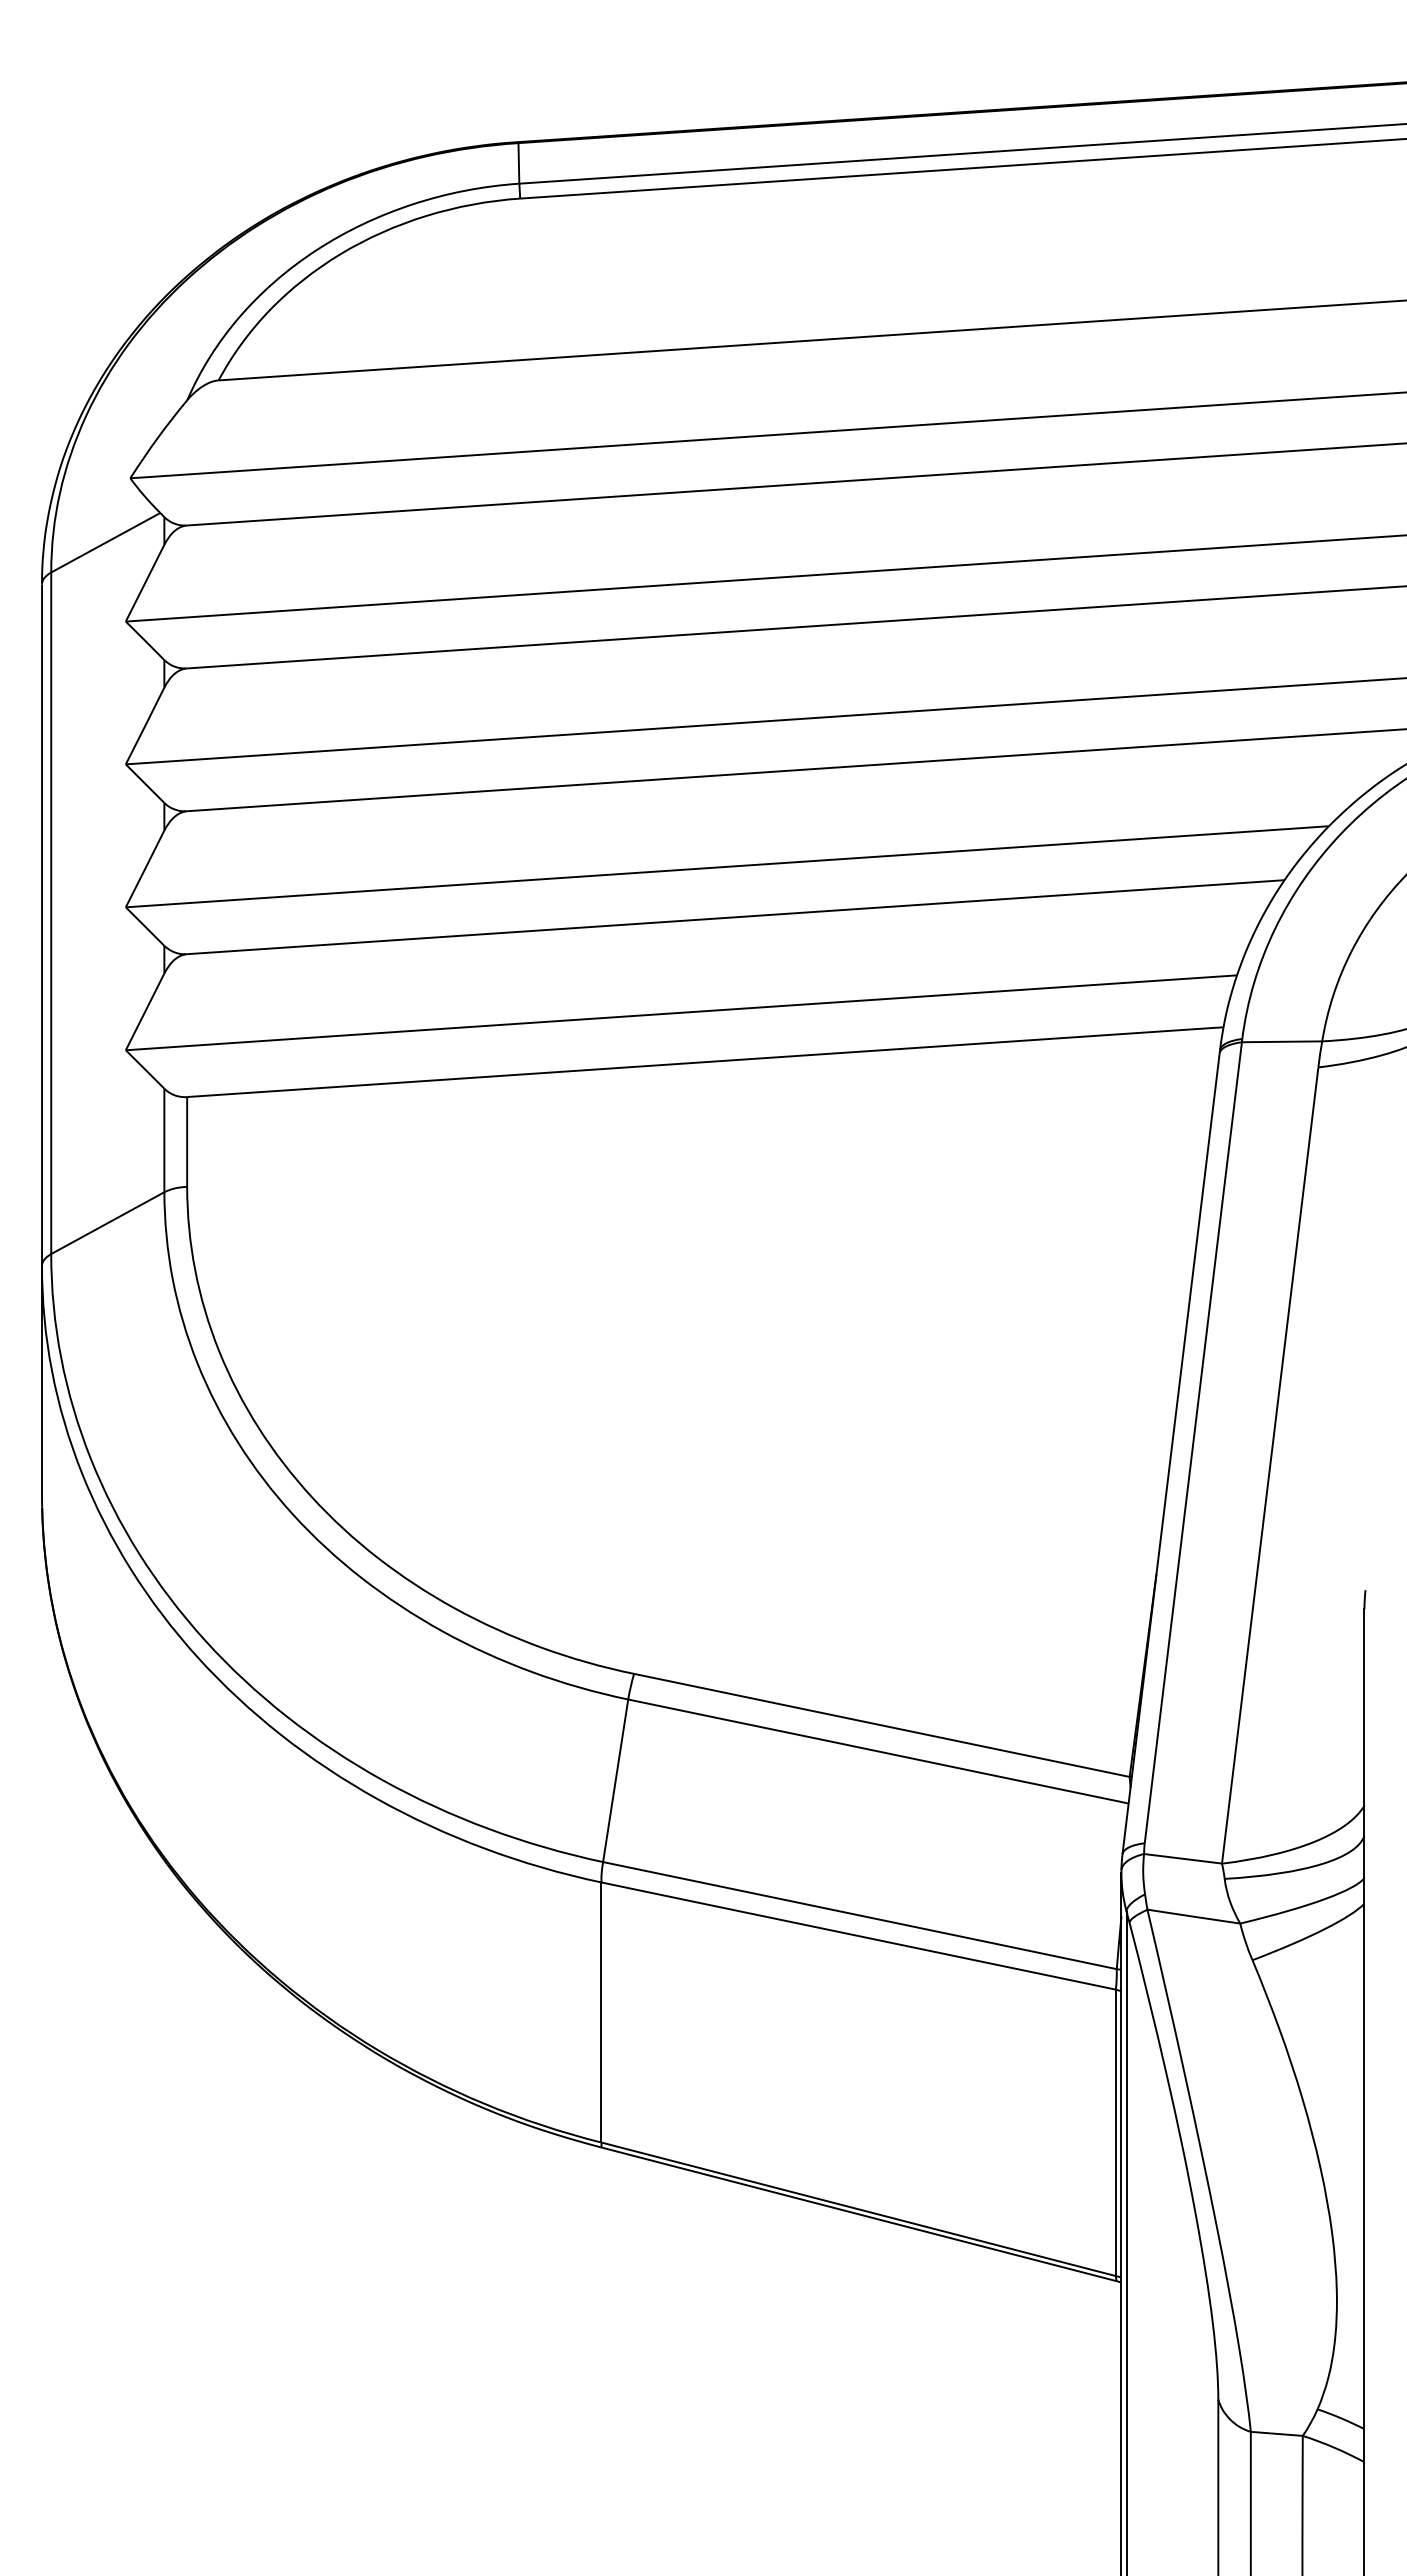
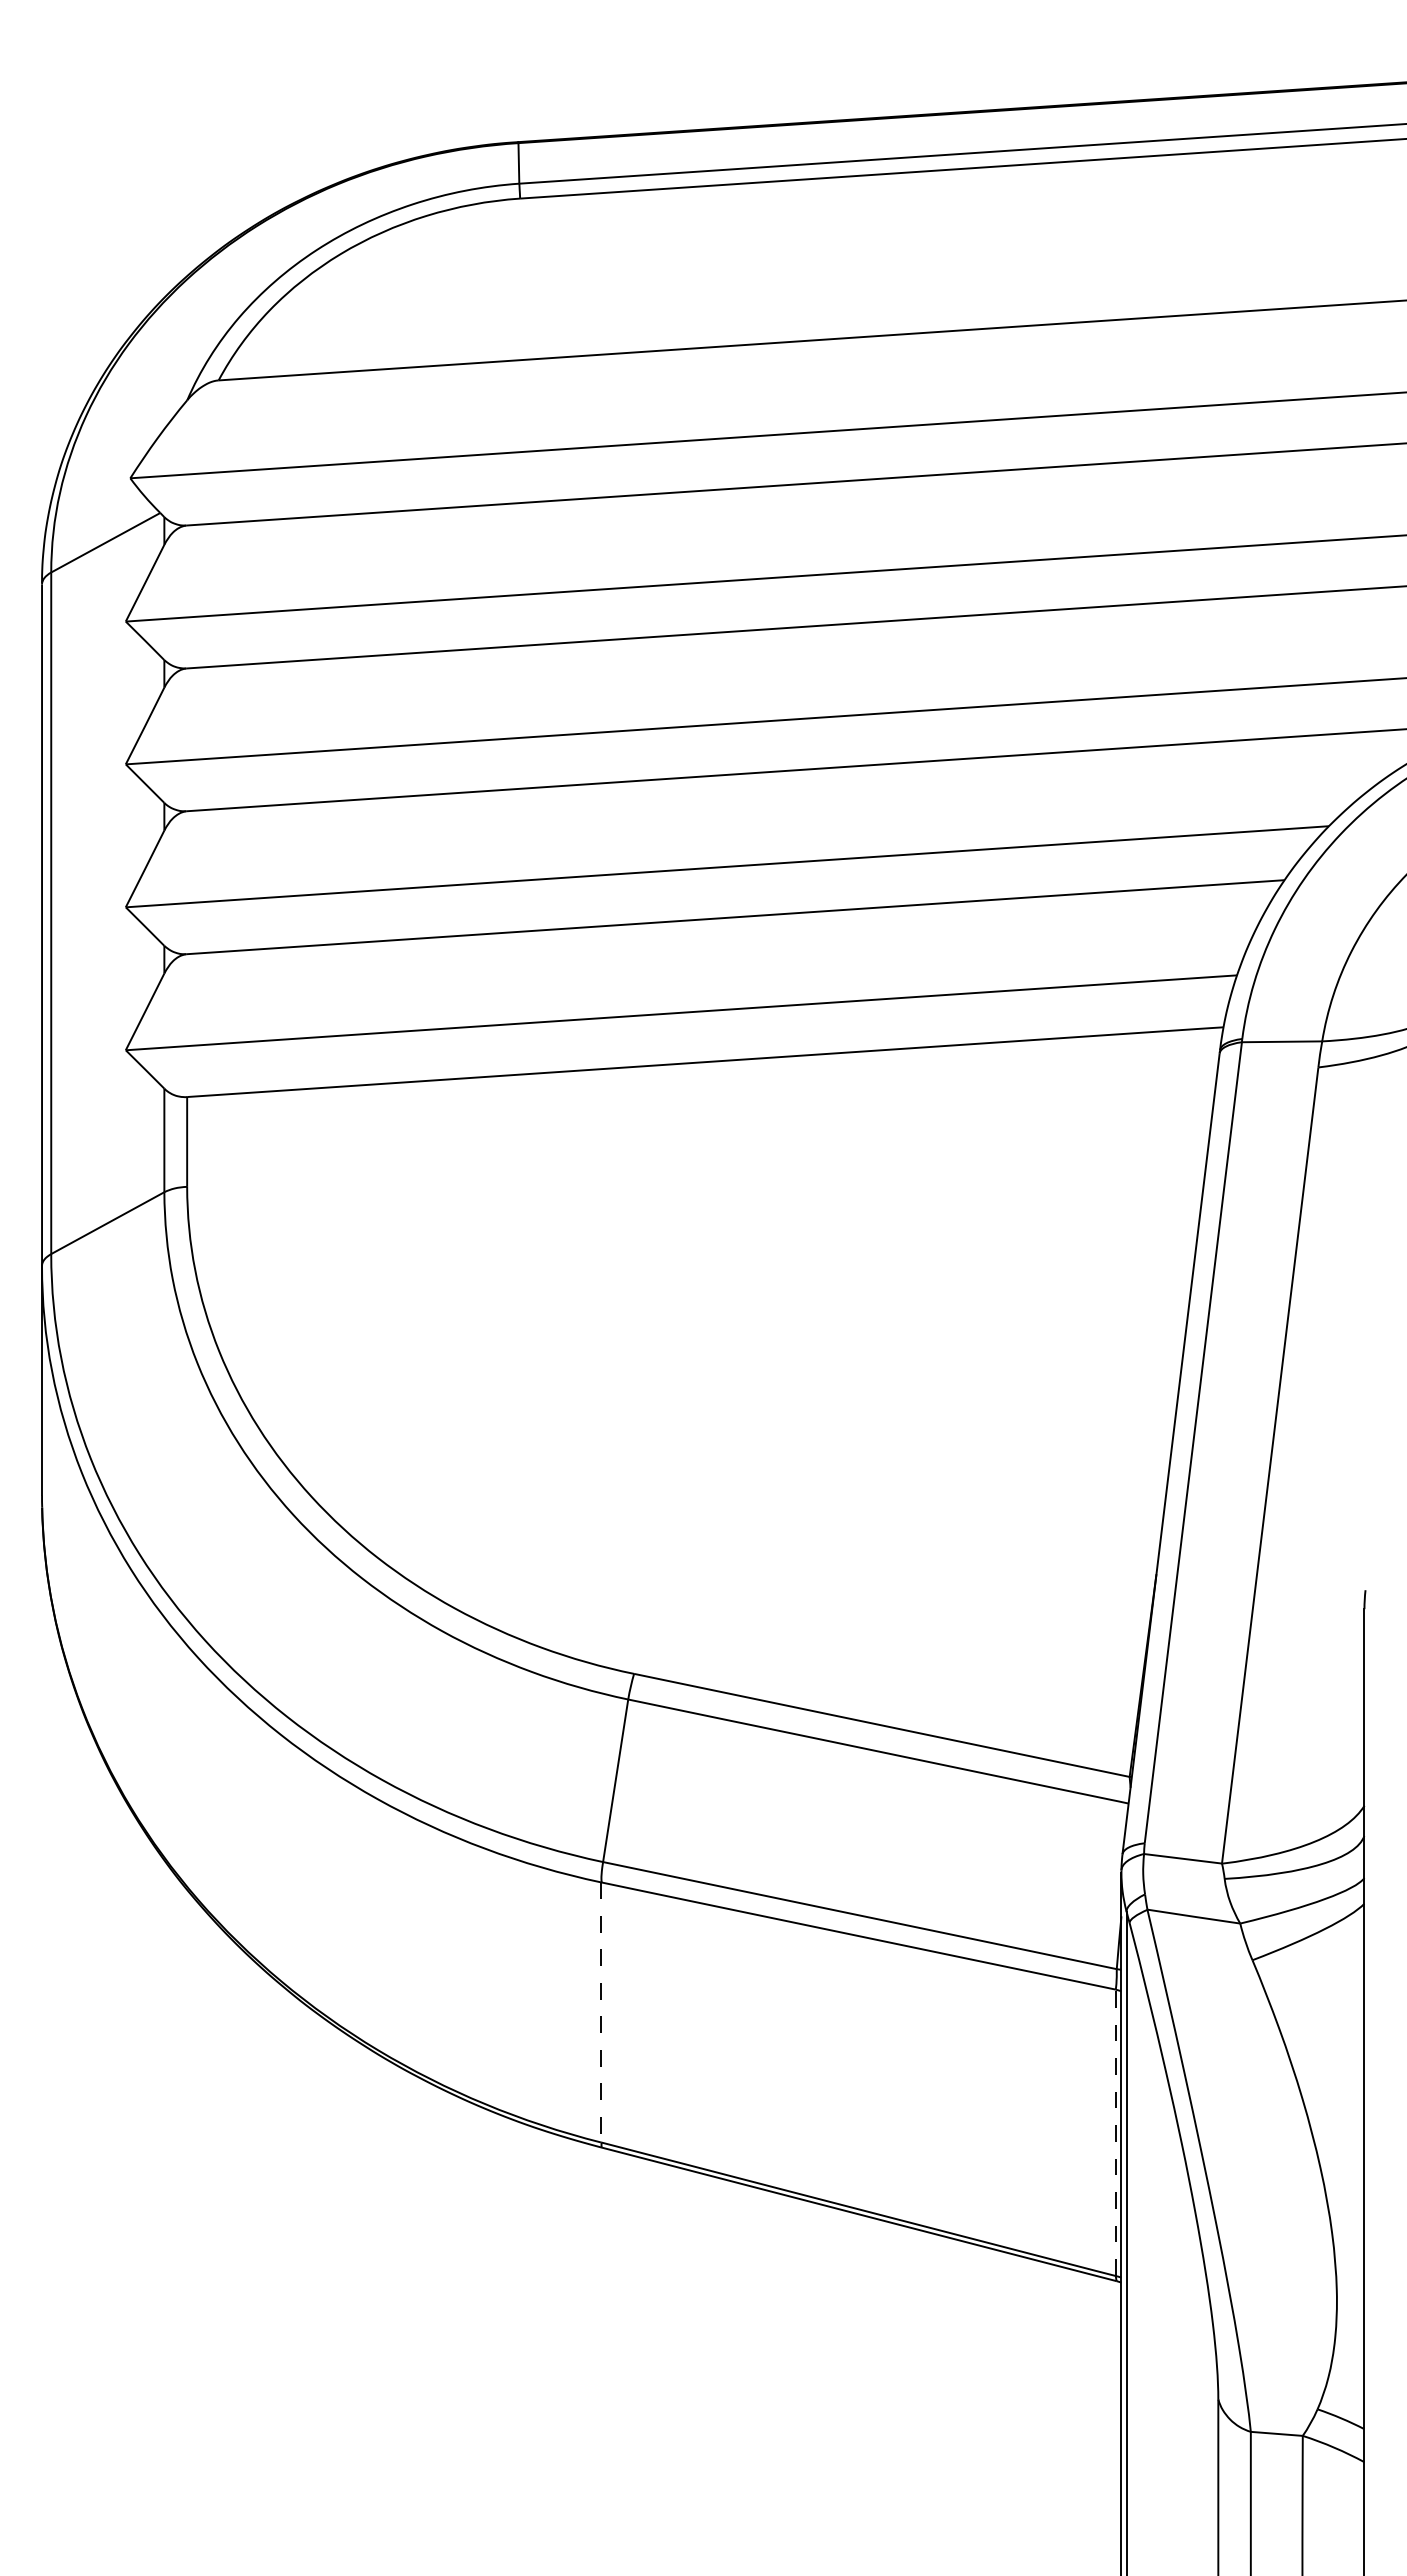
line: solid -> dashed (600, 2012)
line: solid -> dashed (1115, 2132)
